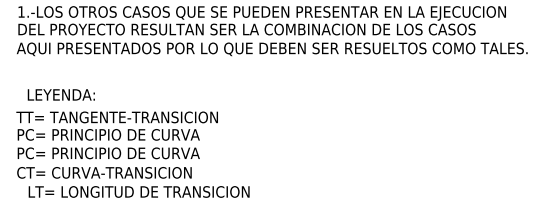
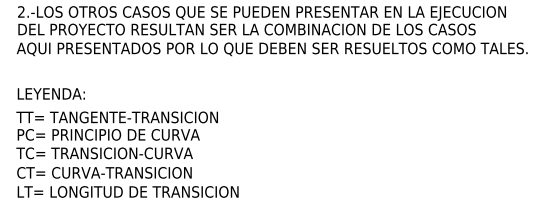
text: 1.-LOS -> 2.-LOS (21, 11)
text position: (60, 94) -> (50, 93) (50, 93)
text: PC= PRINCIPIO DE CURVA -> TC= TRANSICION-CURVA (107, 153)
text position: (138, 191) -> (127, 191) (127, 191)
